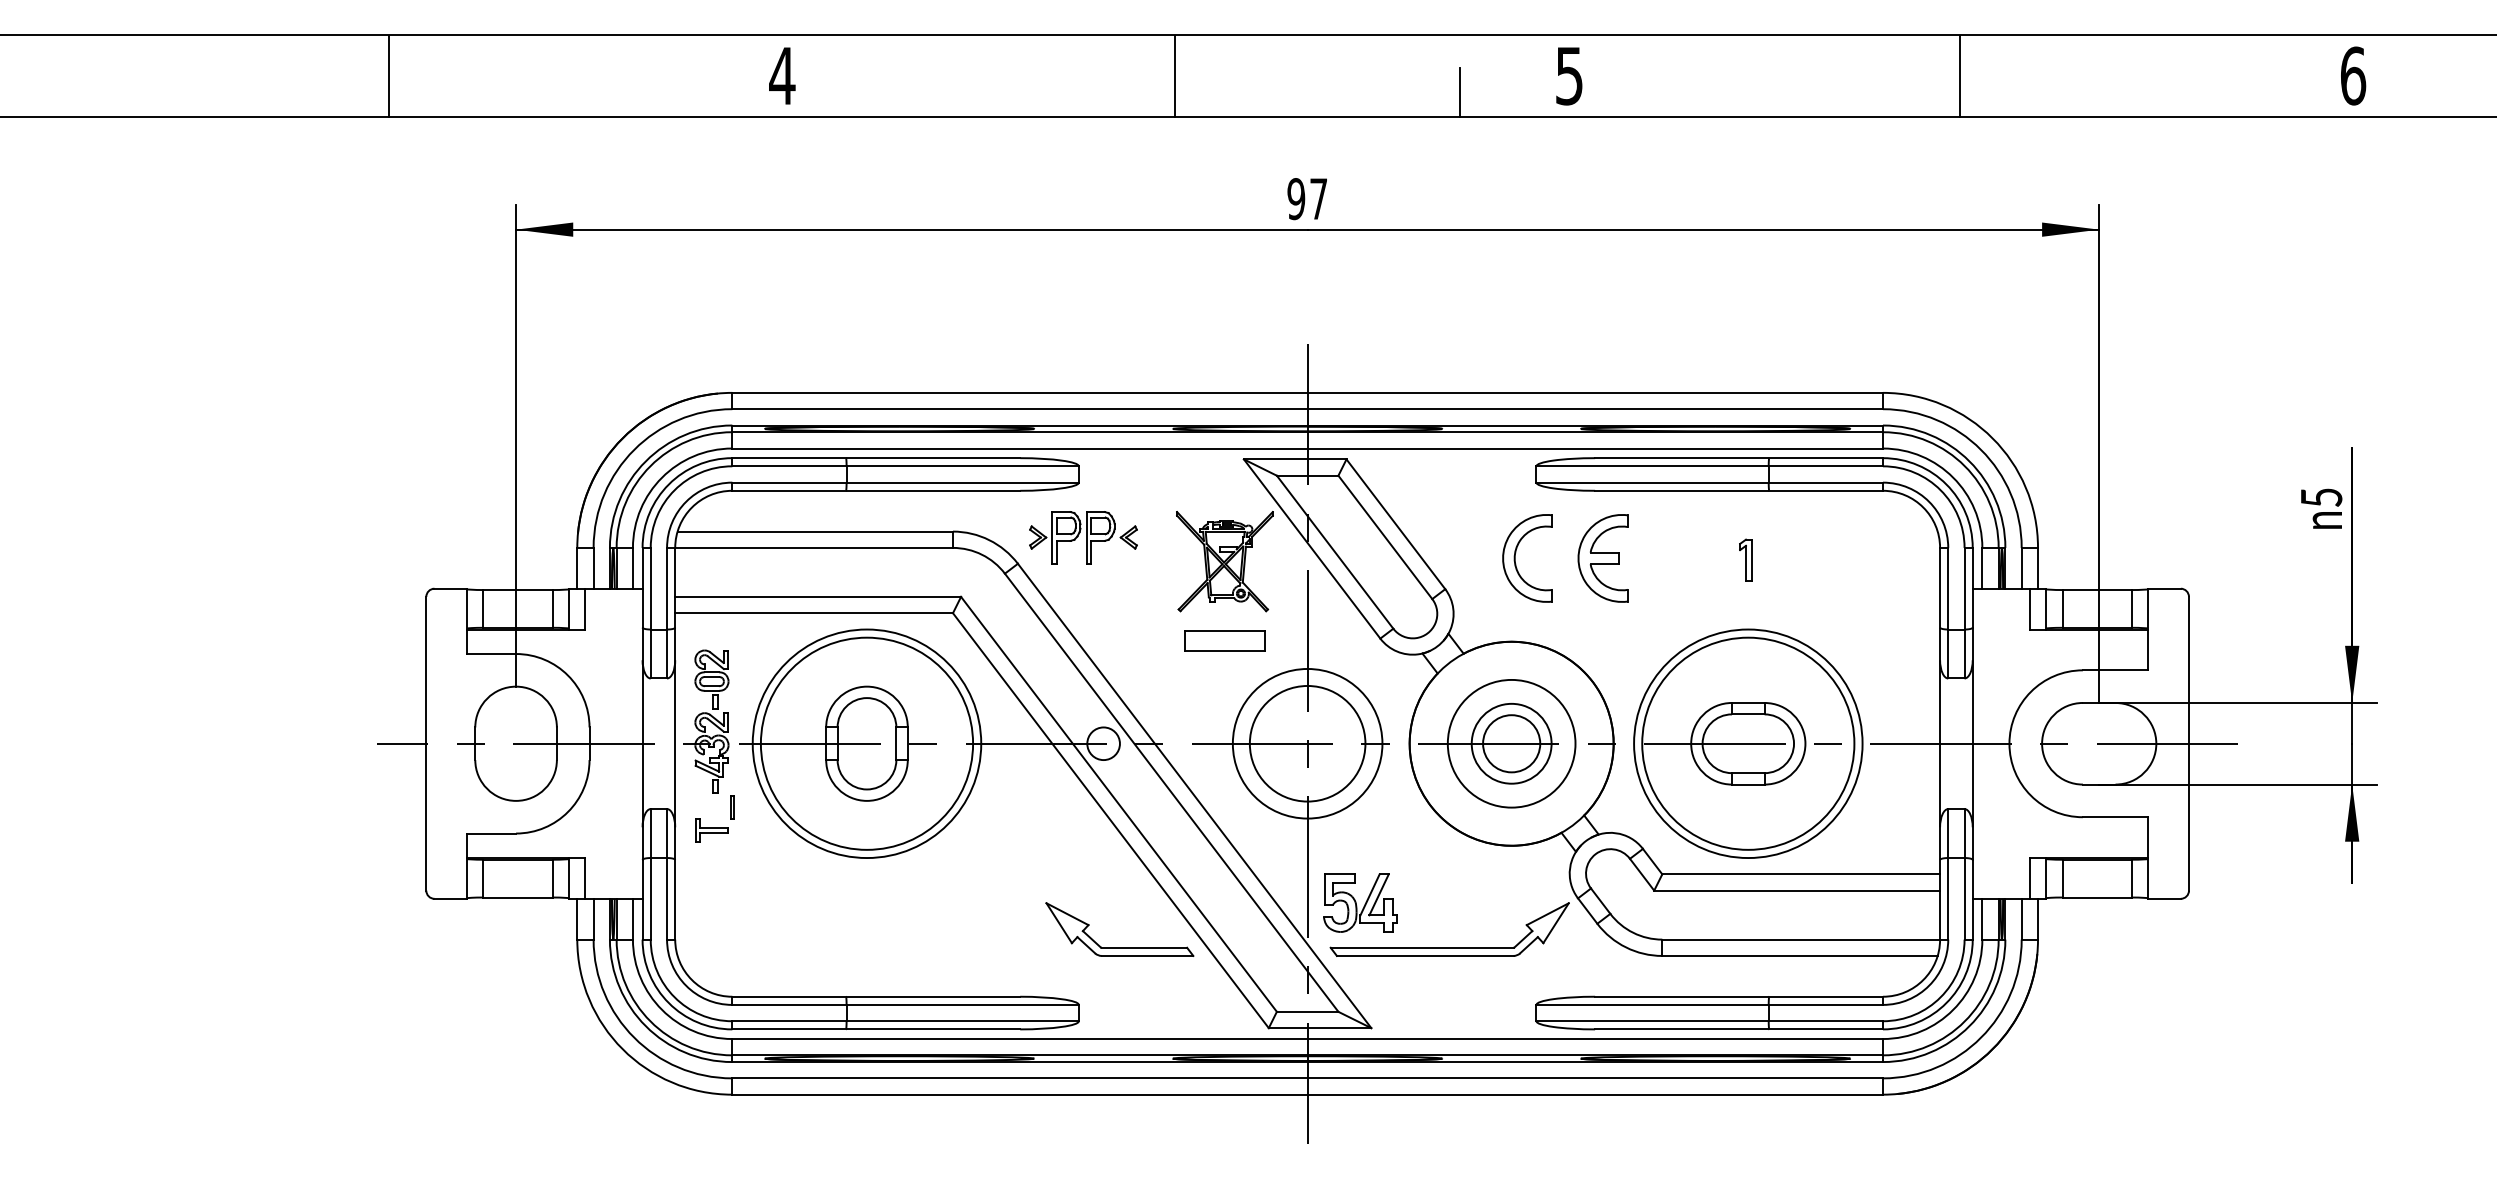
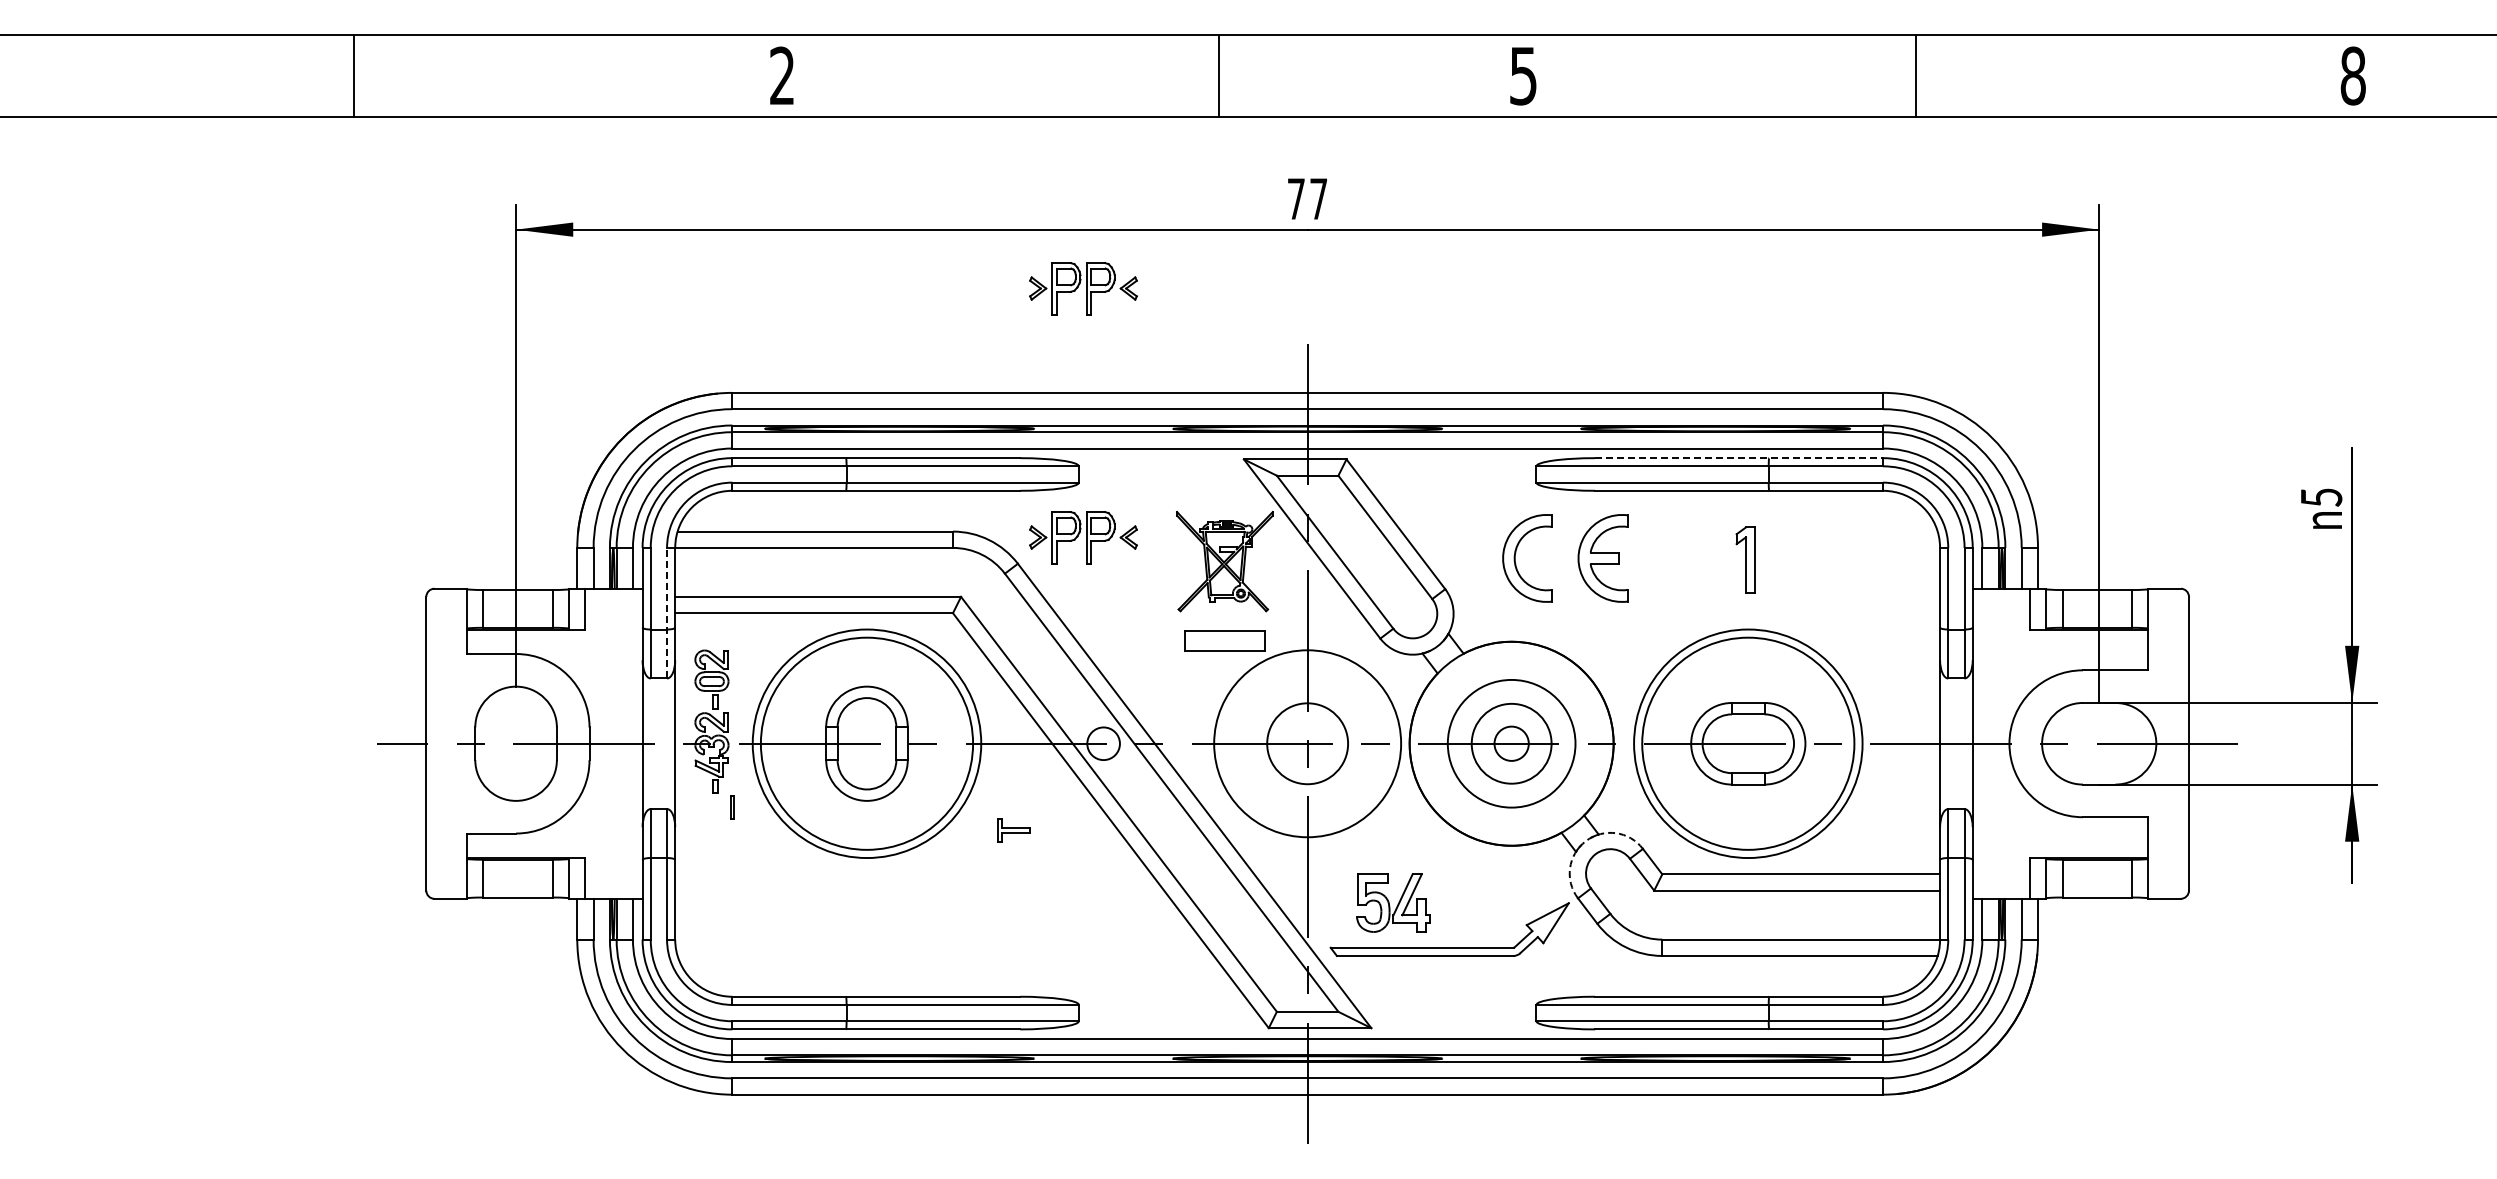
text: 4 -> 2 (782, 75)
text: 6 -> 8 (2353, 75)
line position: (389, 76) -> (354, 76) (354, 76)
line position: (1174, 76) -> (1218, 76) (1218, 76)
text position: (1569, 76) -> (1523, 76) (1523, 76)
line position: (1960, 76) -> (1916, 76) (1916, 76)
line: present -> none (1460, 92)
text: 97 -> 77 (1296, 199)
part: none -> present (1083, 288)
line: solid -> dashed (1739, 458)
part size: 14x44 px -> 21x68 px (1745, 559)
line: solid -> dashed (667, 612)
circle diameter: 116 px -> 81 px (1307, 743)
circle diameter: 150 px -> 187 px (1307, 743)
circle diameter: 57 px -> 34 px (1511, 743)
part position: (711, 830) -> (1013, 830) (1013, 830)
arc: solid -> dashed (1585, 841)
part position: (1360, 902) -> (1393, 902) (1393, 902)
part: present -> none (1119, 947)
